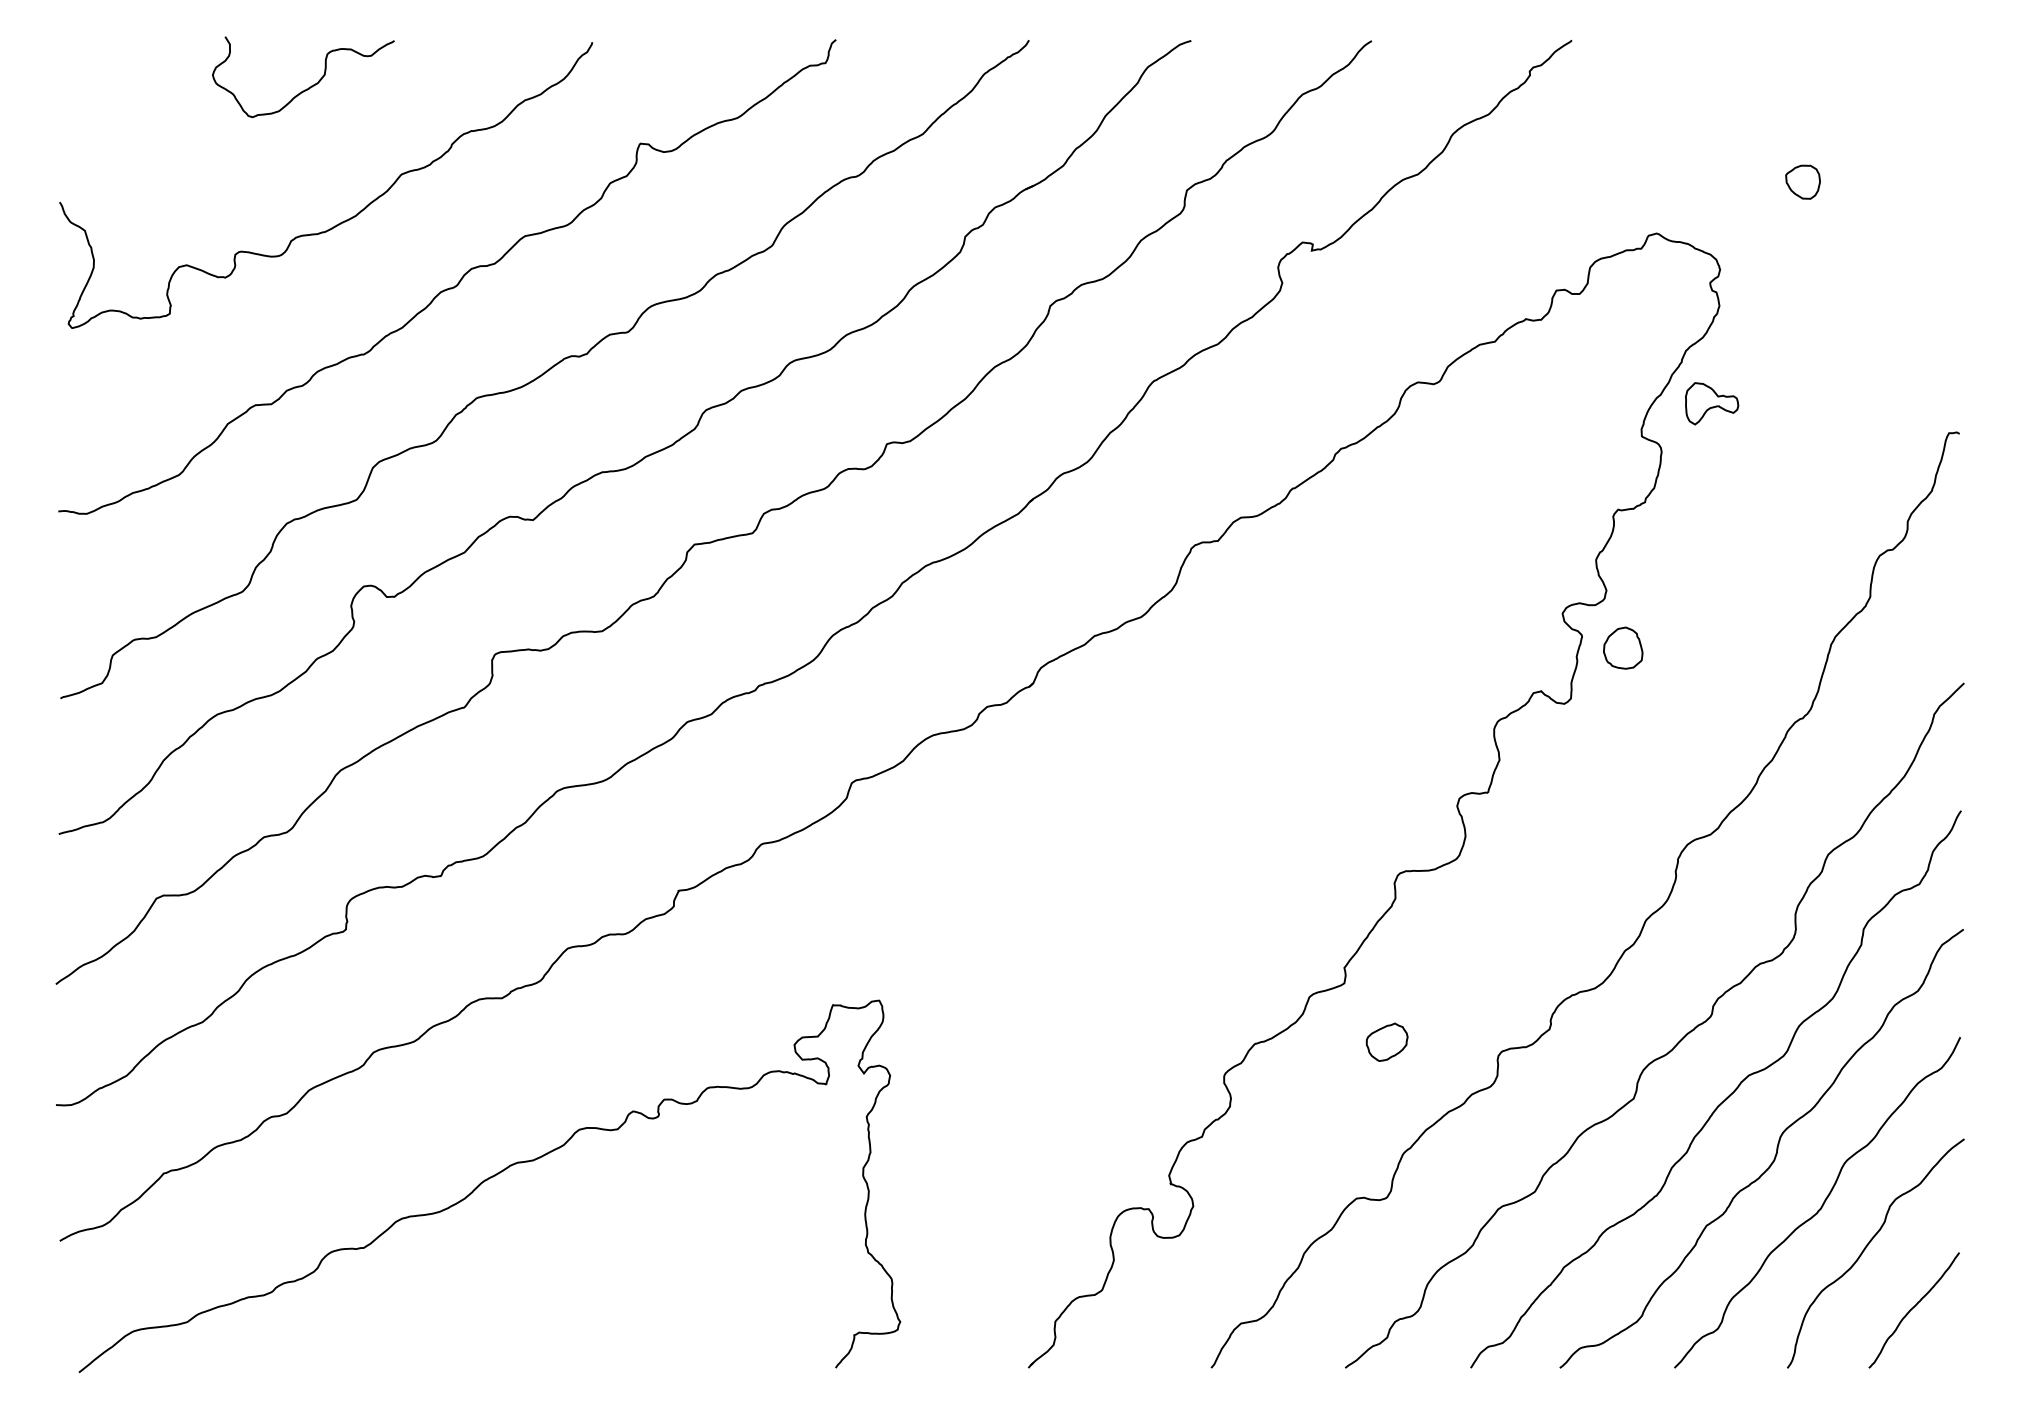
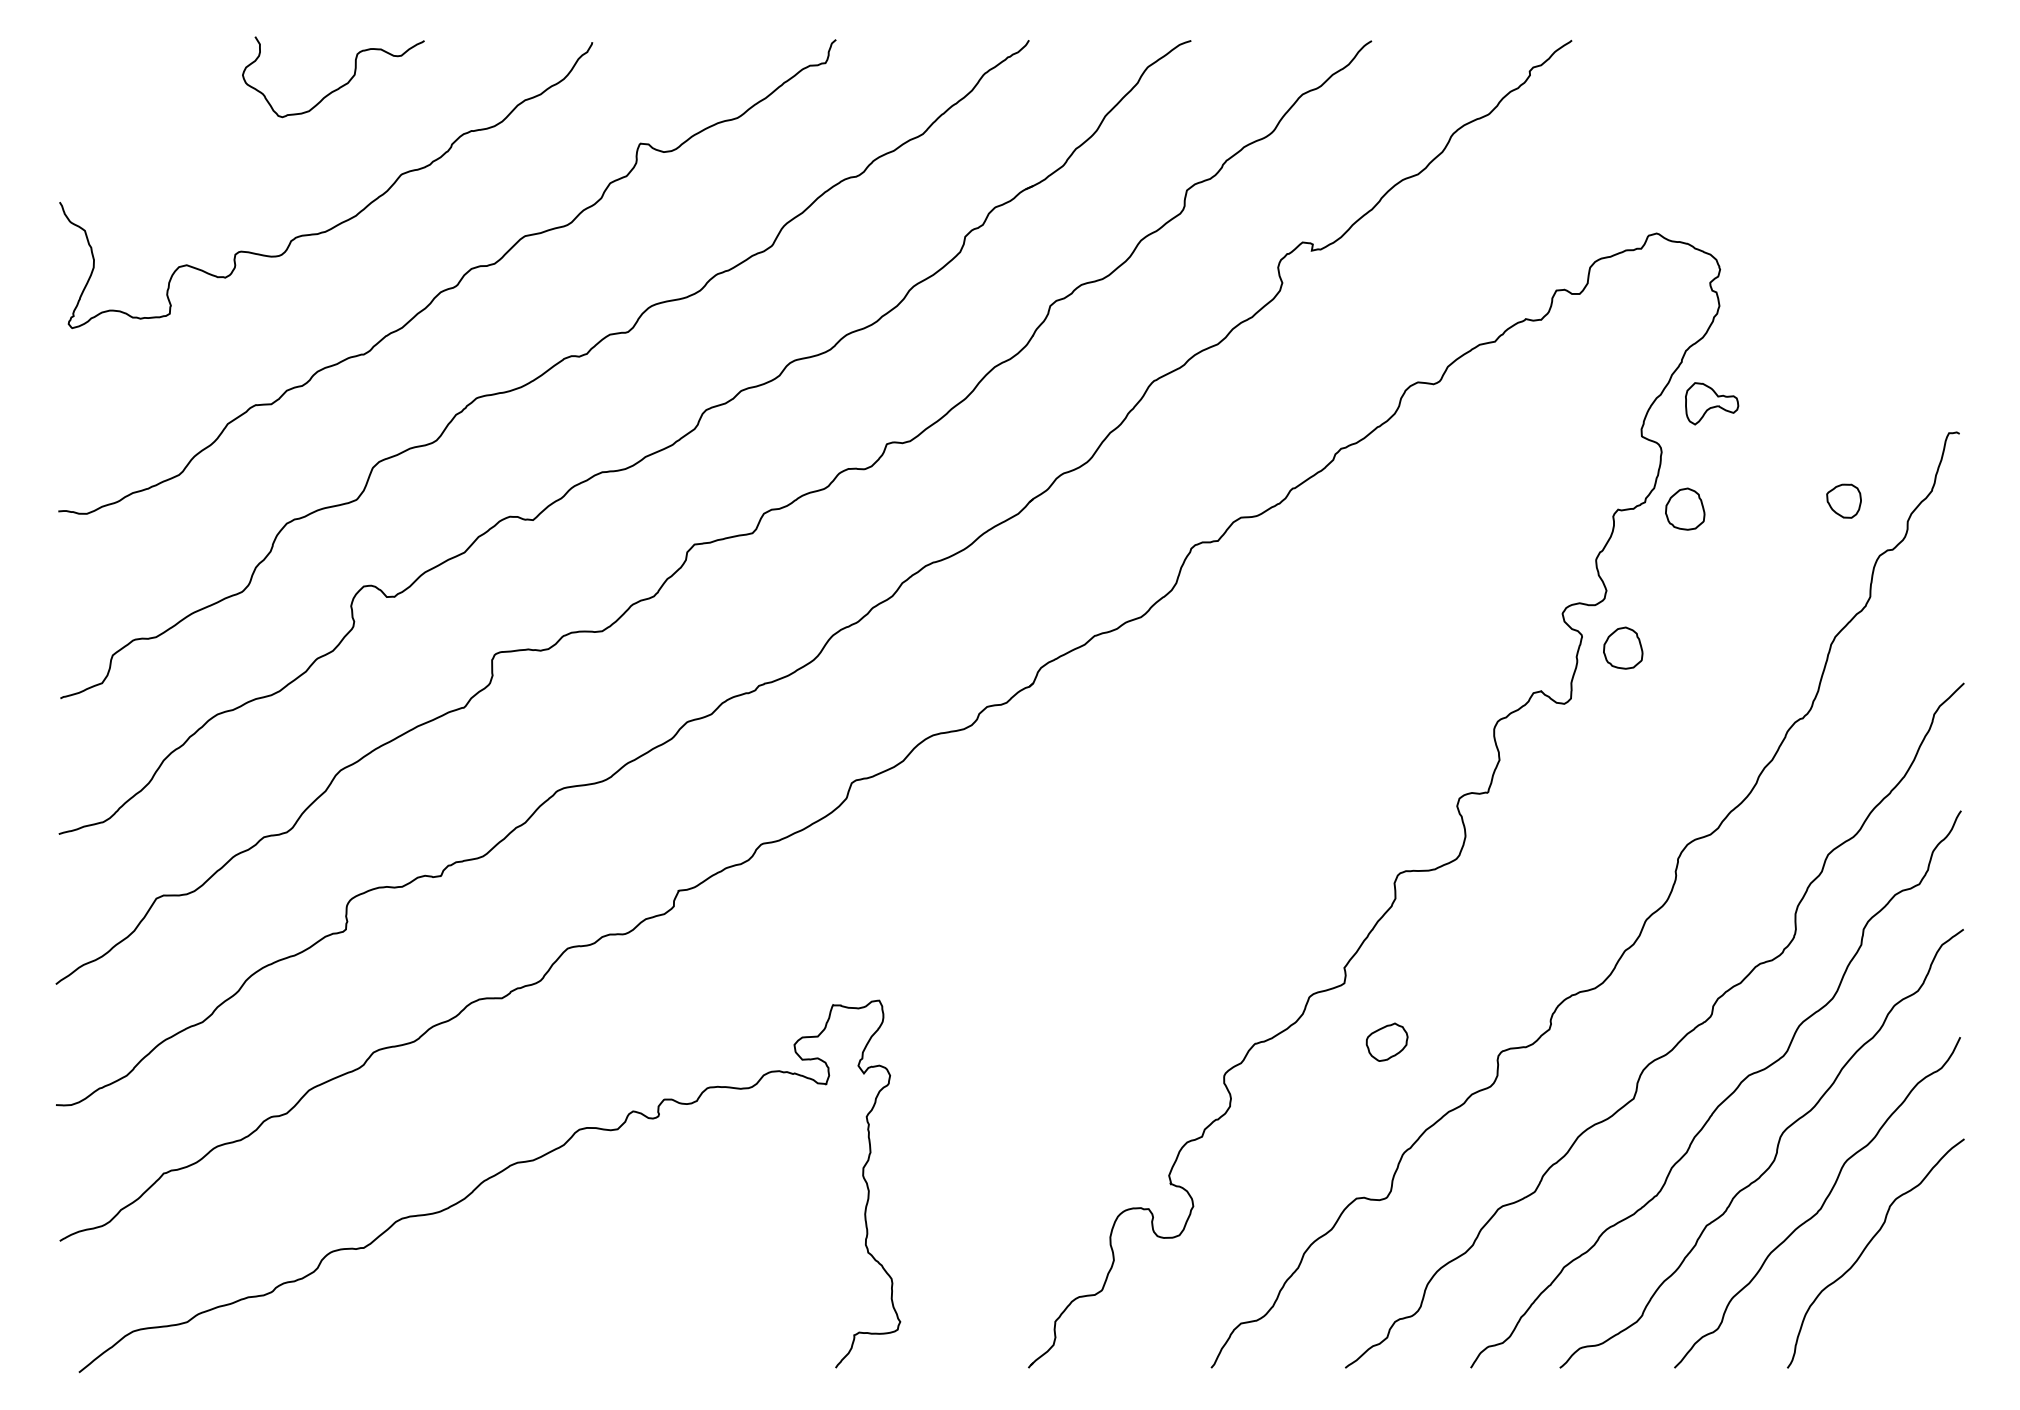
curve position: (309, 86) -> (339, 86) (339, 86)
part position: (1802, 181) -> (1843, 500) (1843, 500)
part: none -> present (1685, 508)
curve: present -> none (1912, 1309)
